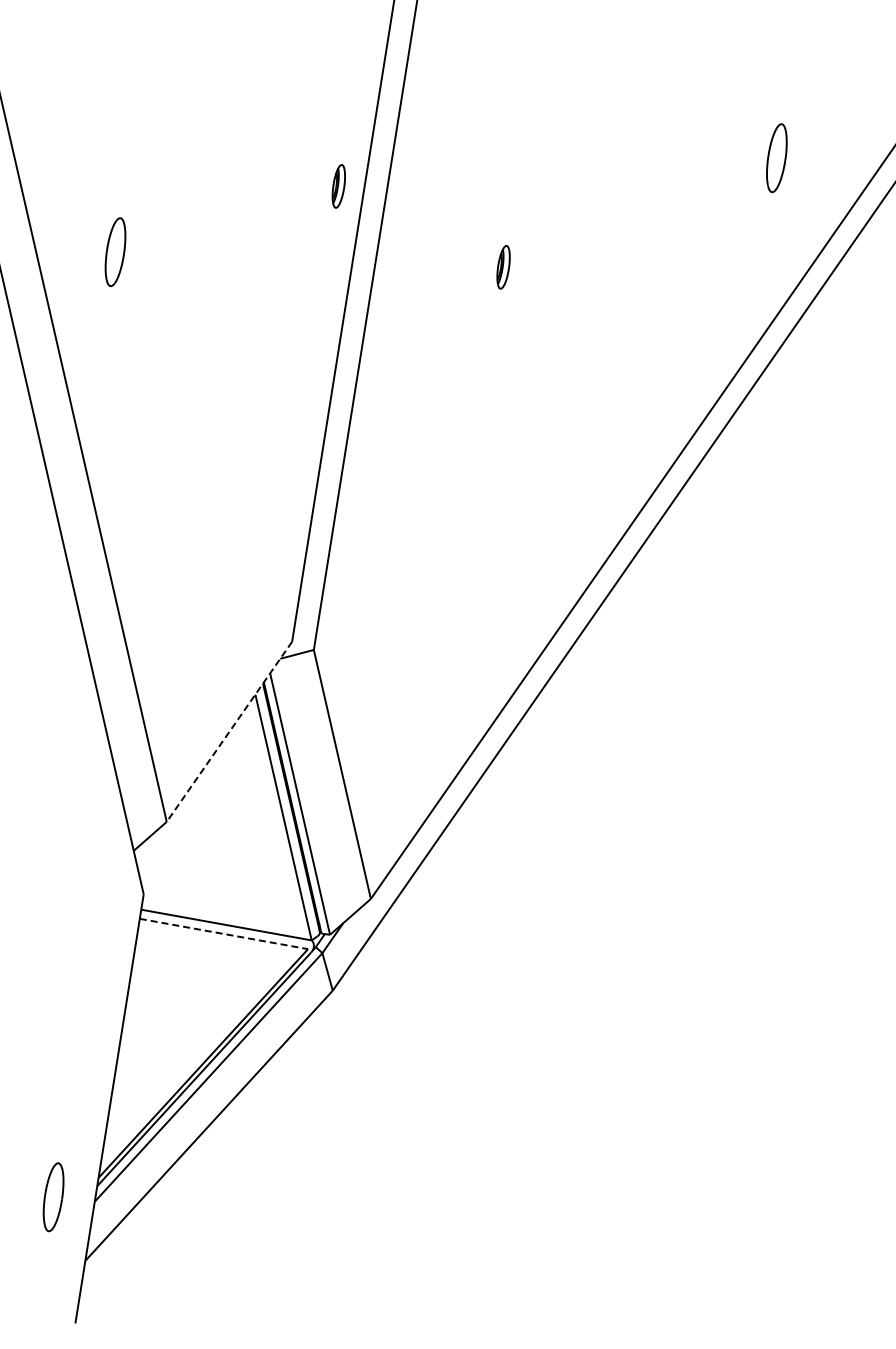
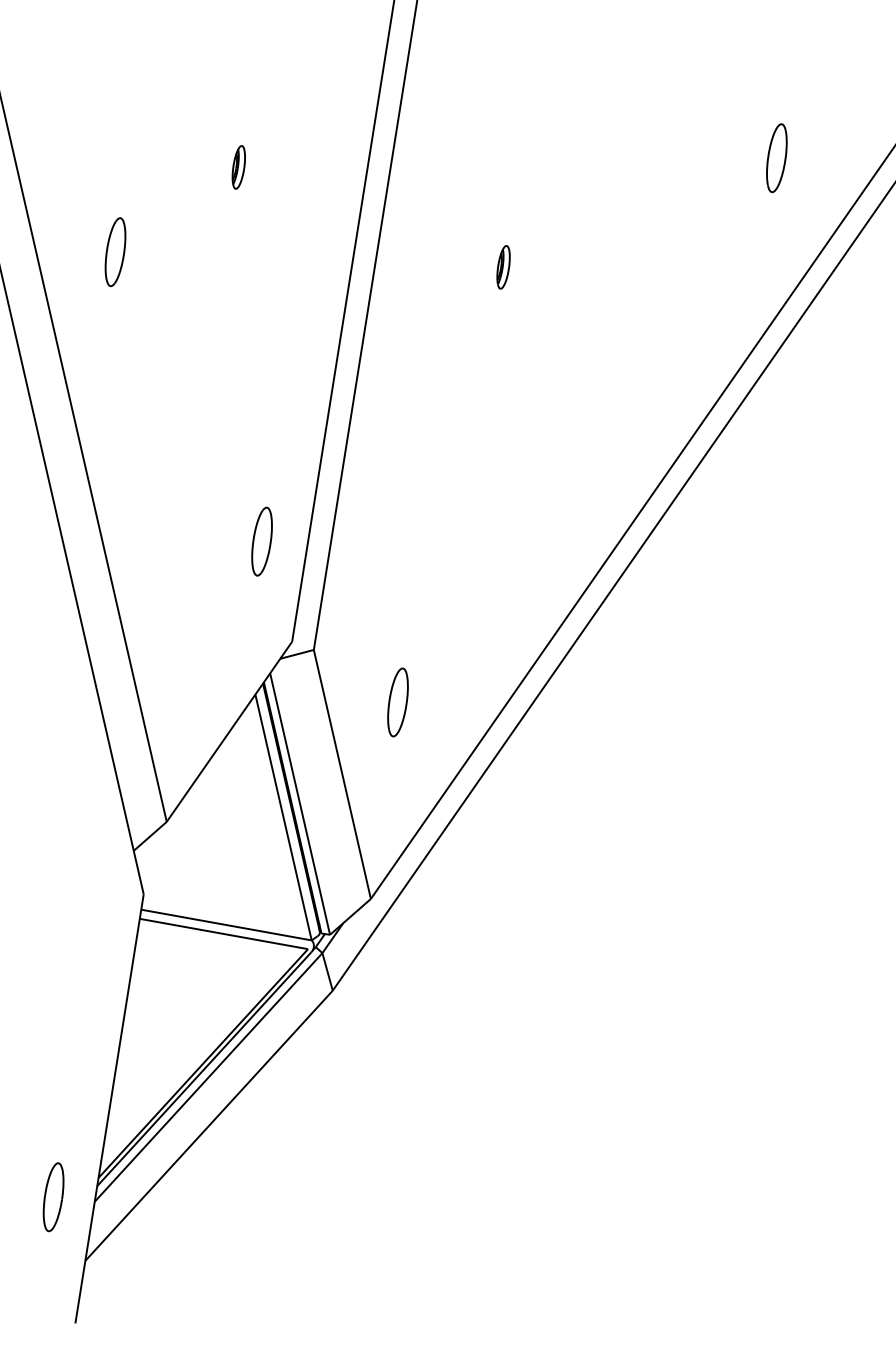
part position: (338, 186) -> (238, 167) (238, 167)
part: none -> present (261, 541)
part: none -> present (397, 702)
line: dashed -> solid (229, 731)
line: dashed -> solid (224, 934)
